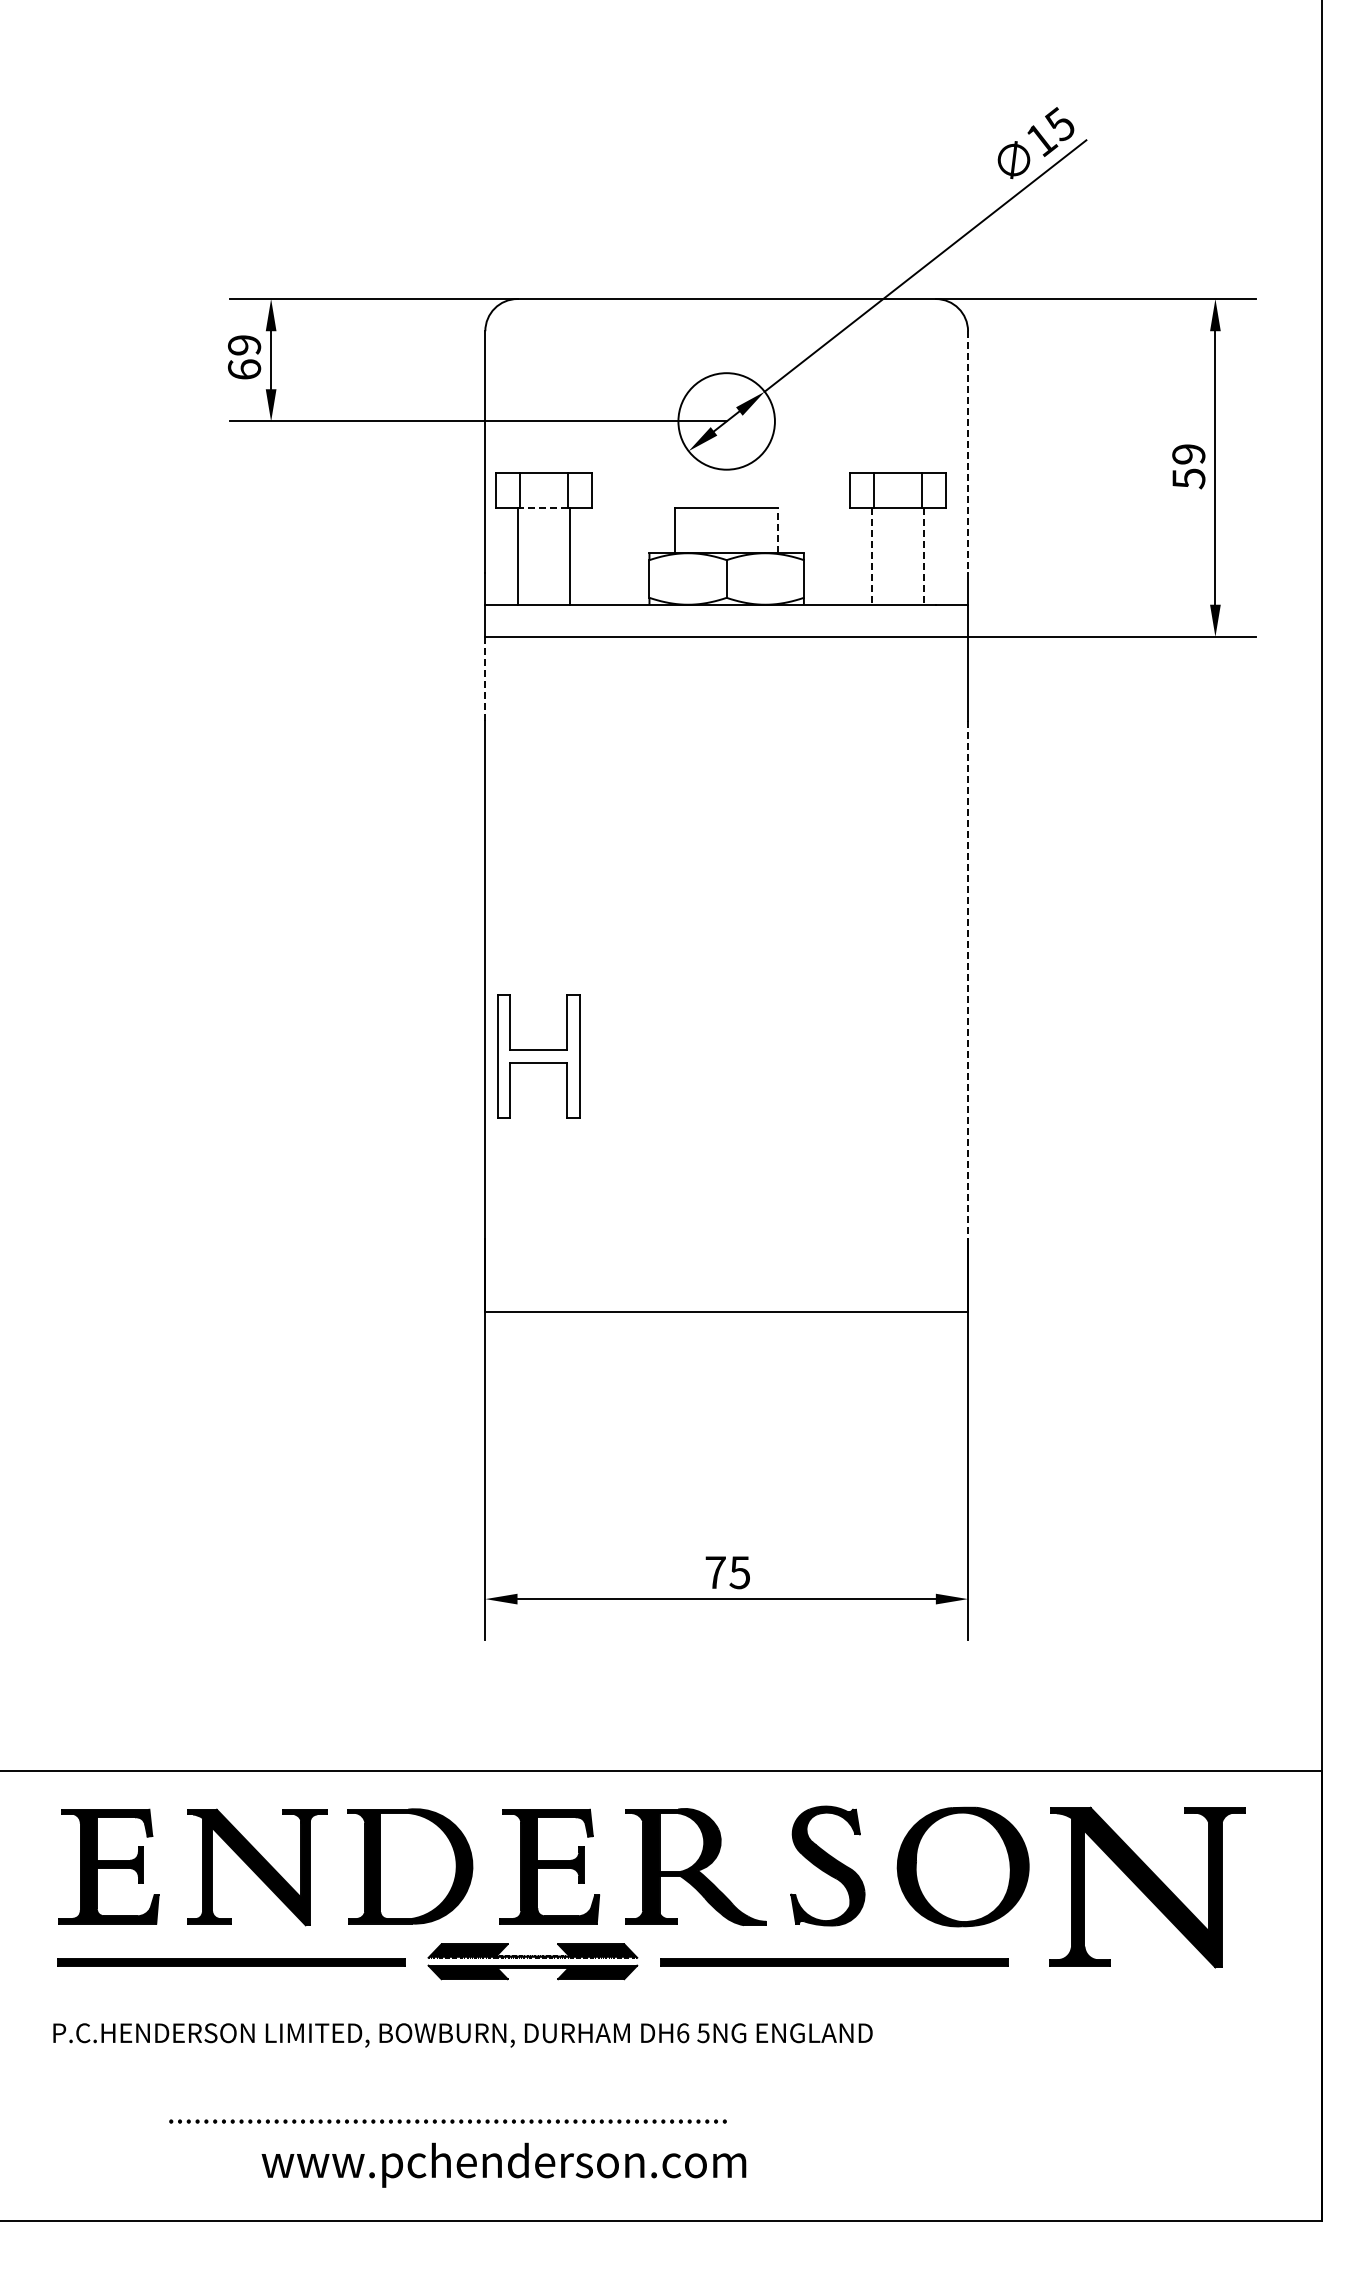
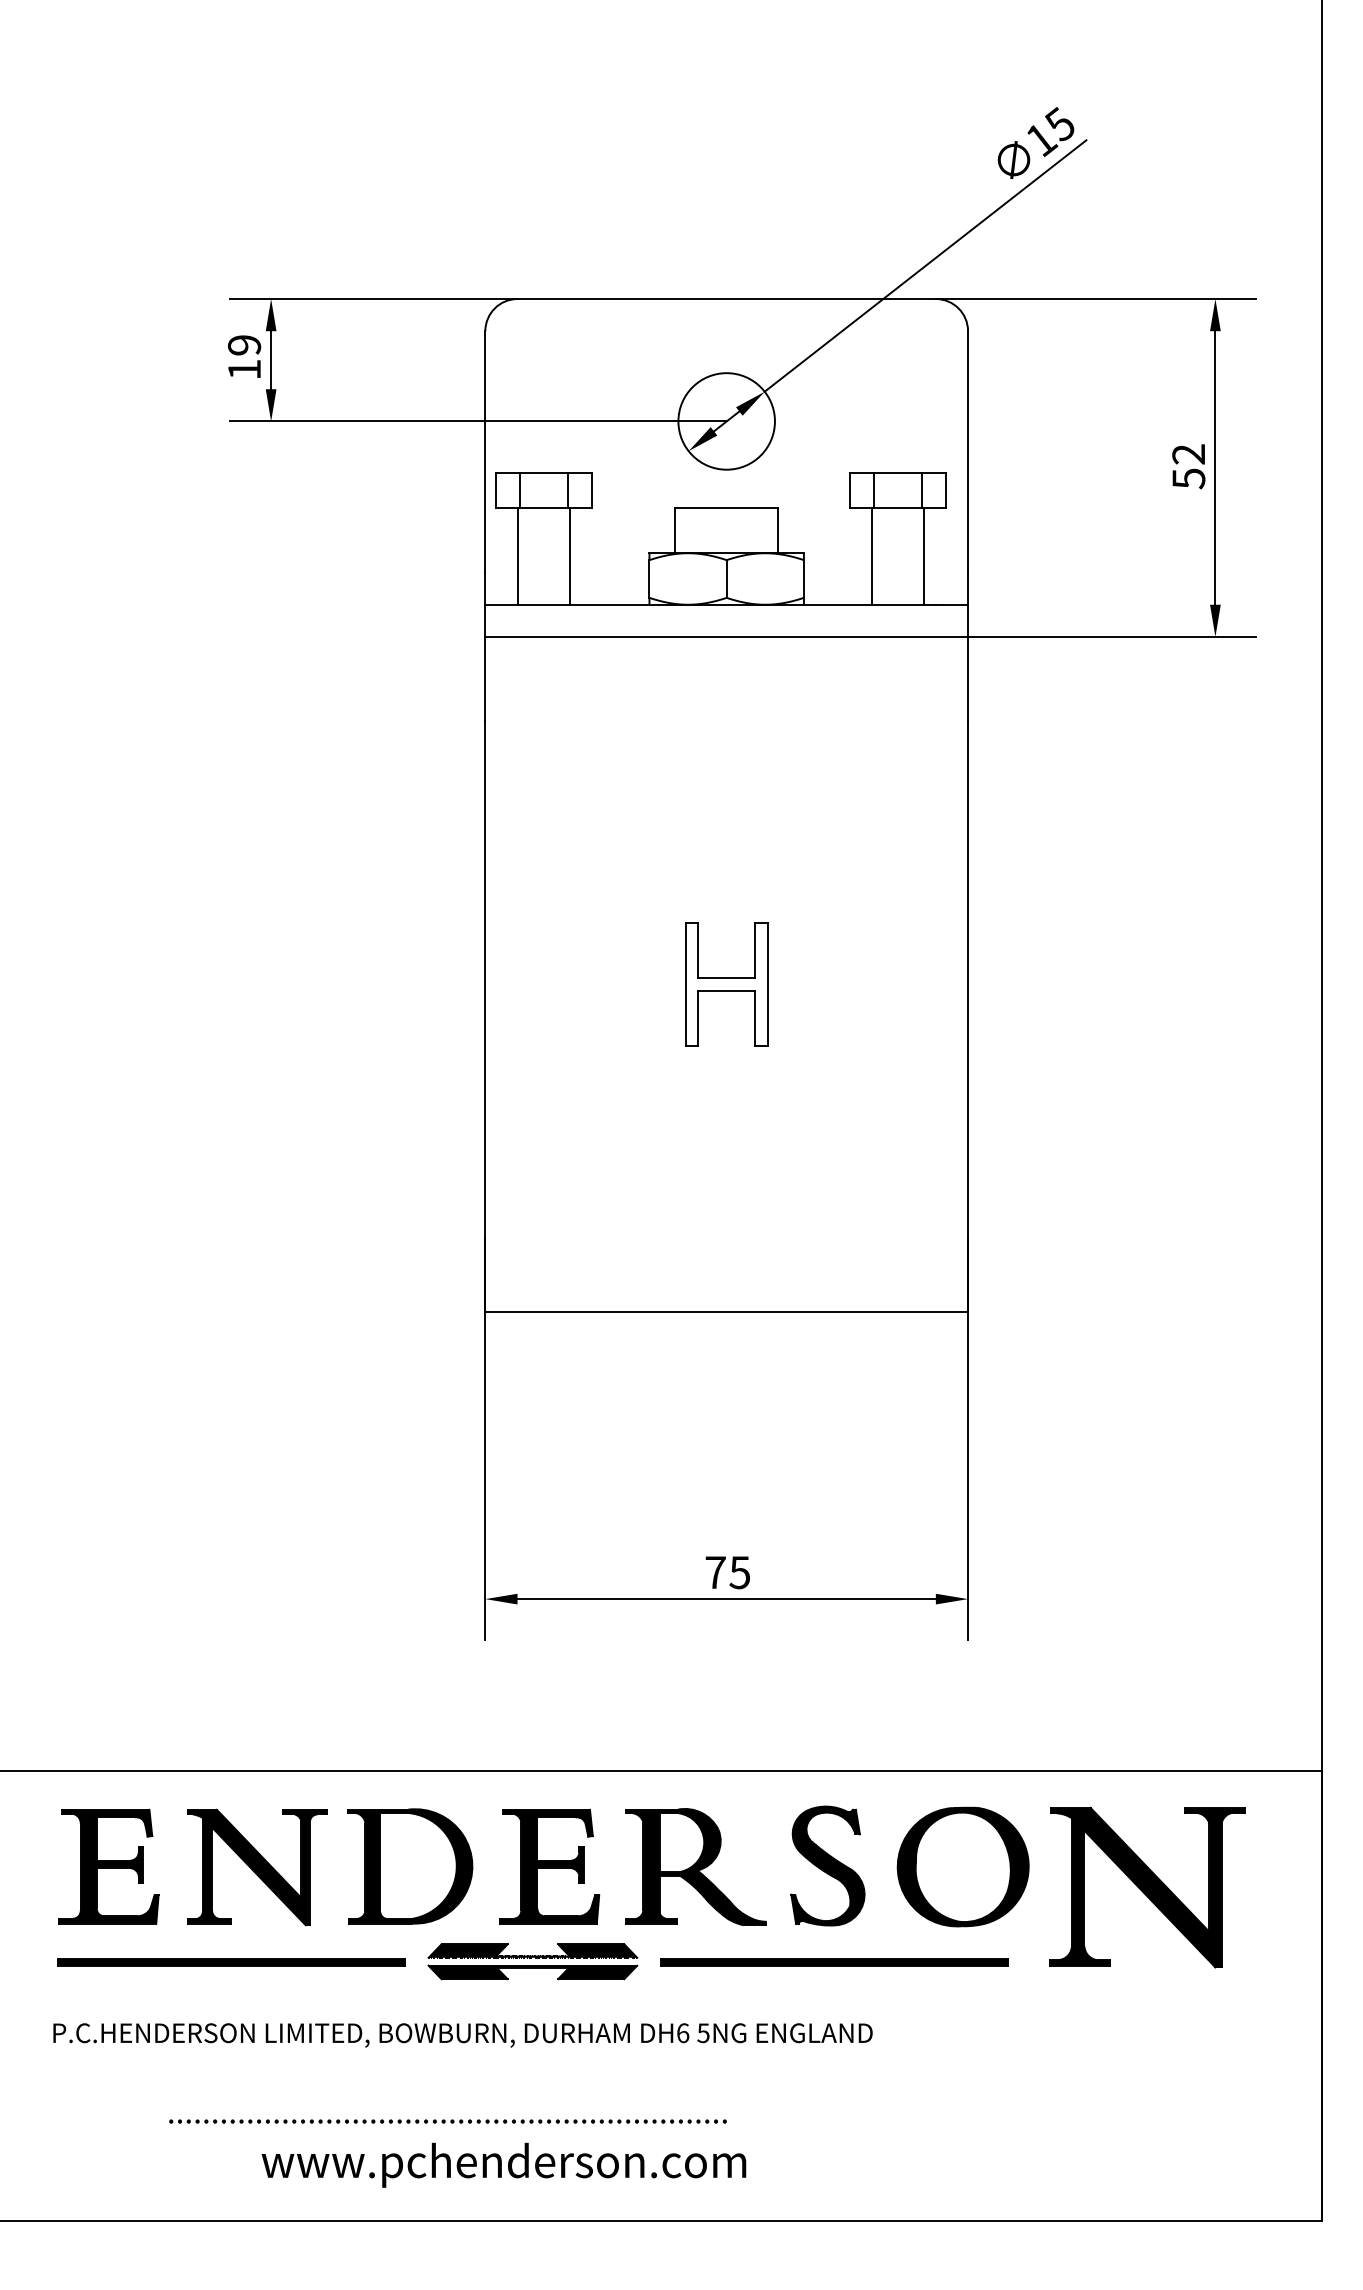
text: 69 -> 19 (244, 369)
line: dashed -> solid (968, 451)
text: 59 -> 52 (1188, 454)
line: dashed -> solid (543, 508)
line: dashed -> solid (778, 530)
line: dashed -> solid (872, 556)
line: dashed -> solid (923, 556)
line: dashed -> solid (485, 678)
line: dashed -> solid (968, 980)
part position: (538, 1056) -> (726, 984) (726, 984)
